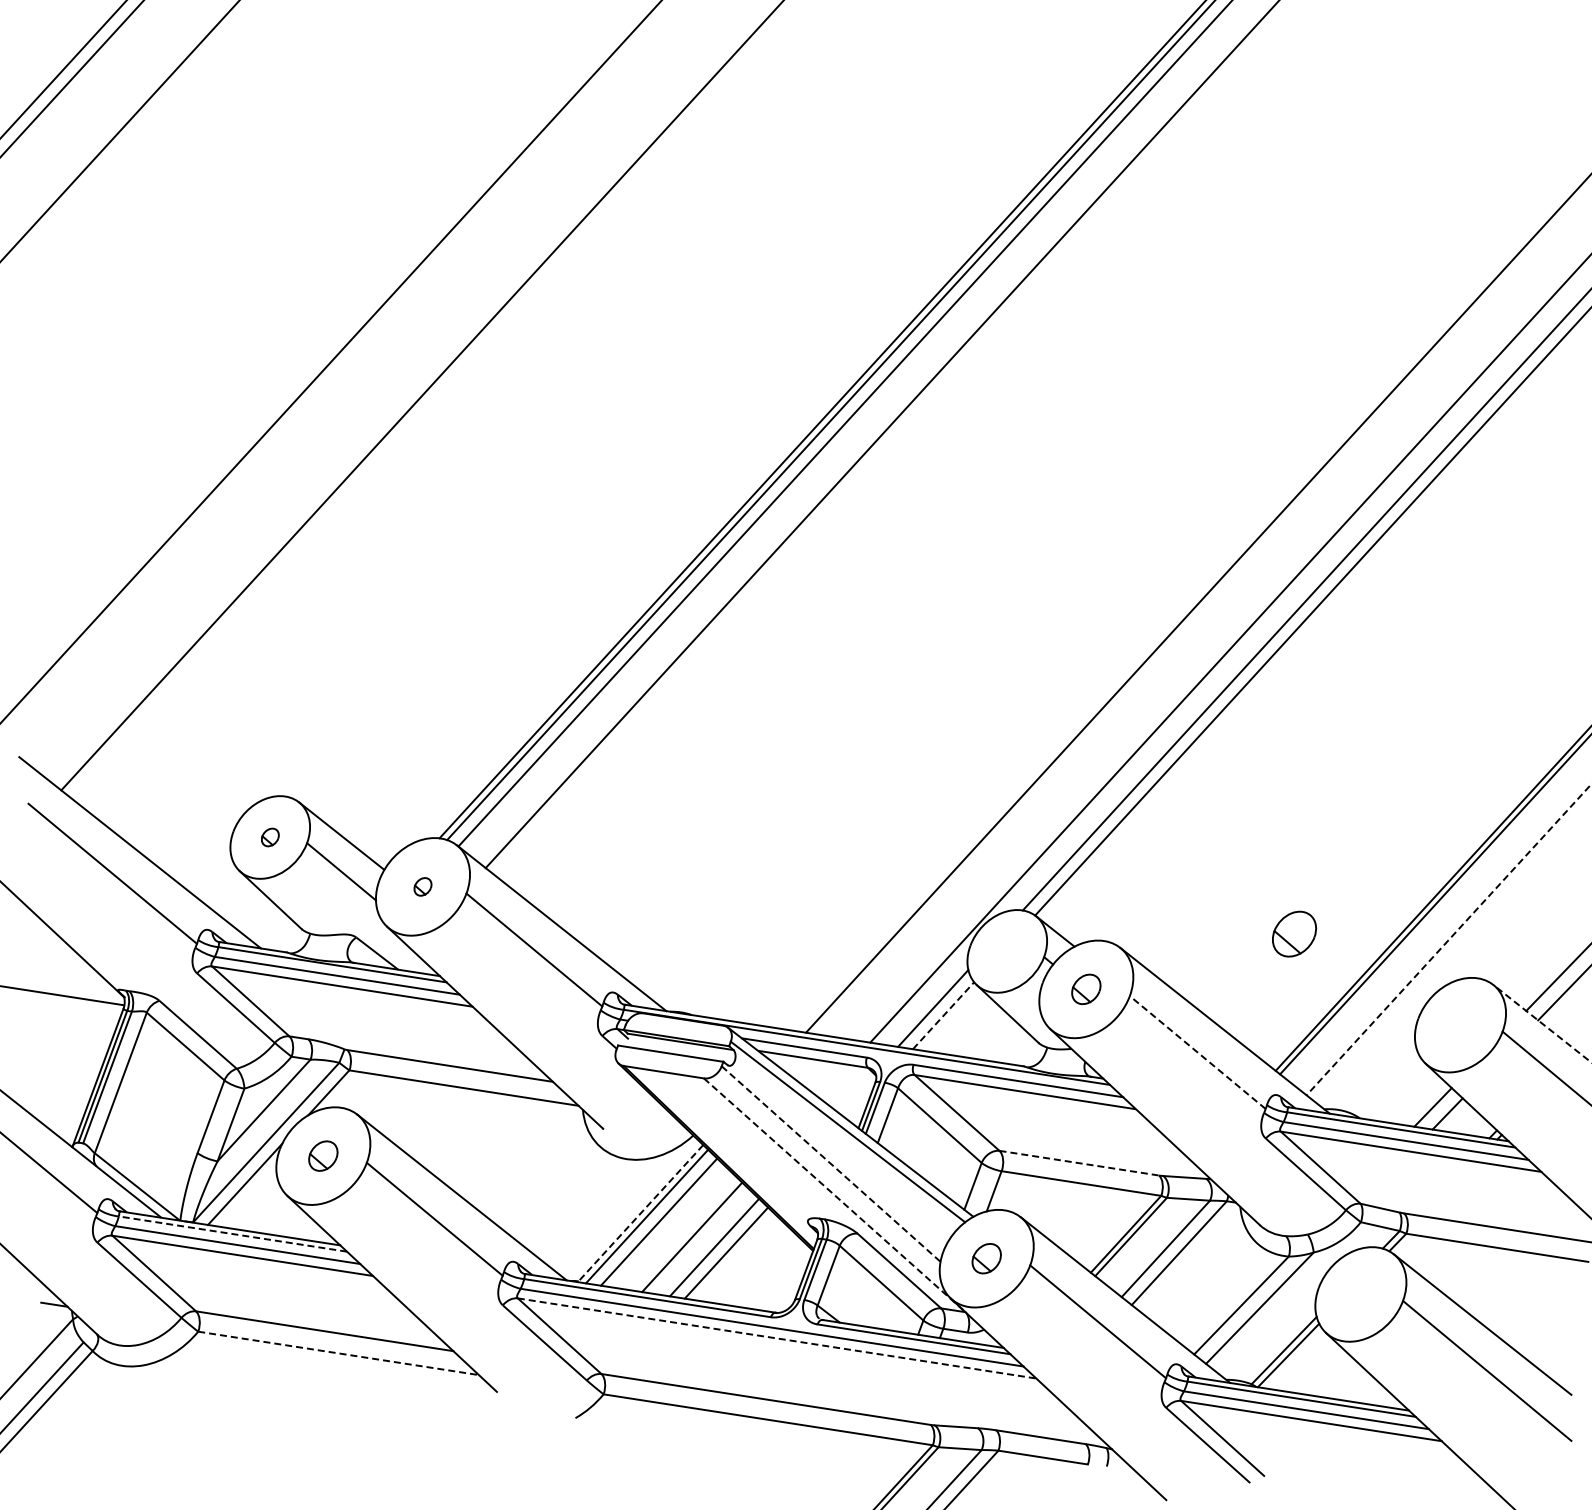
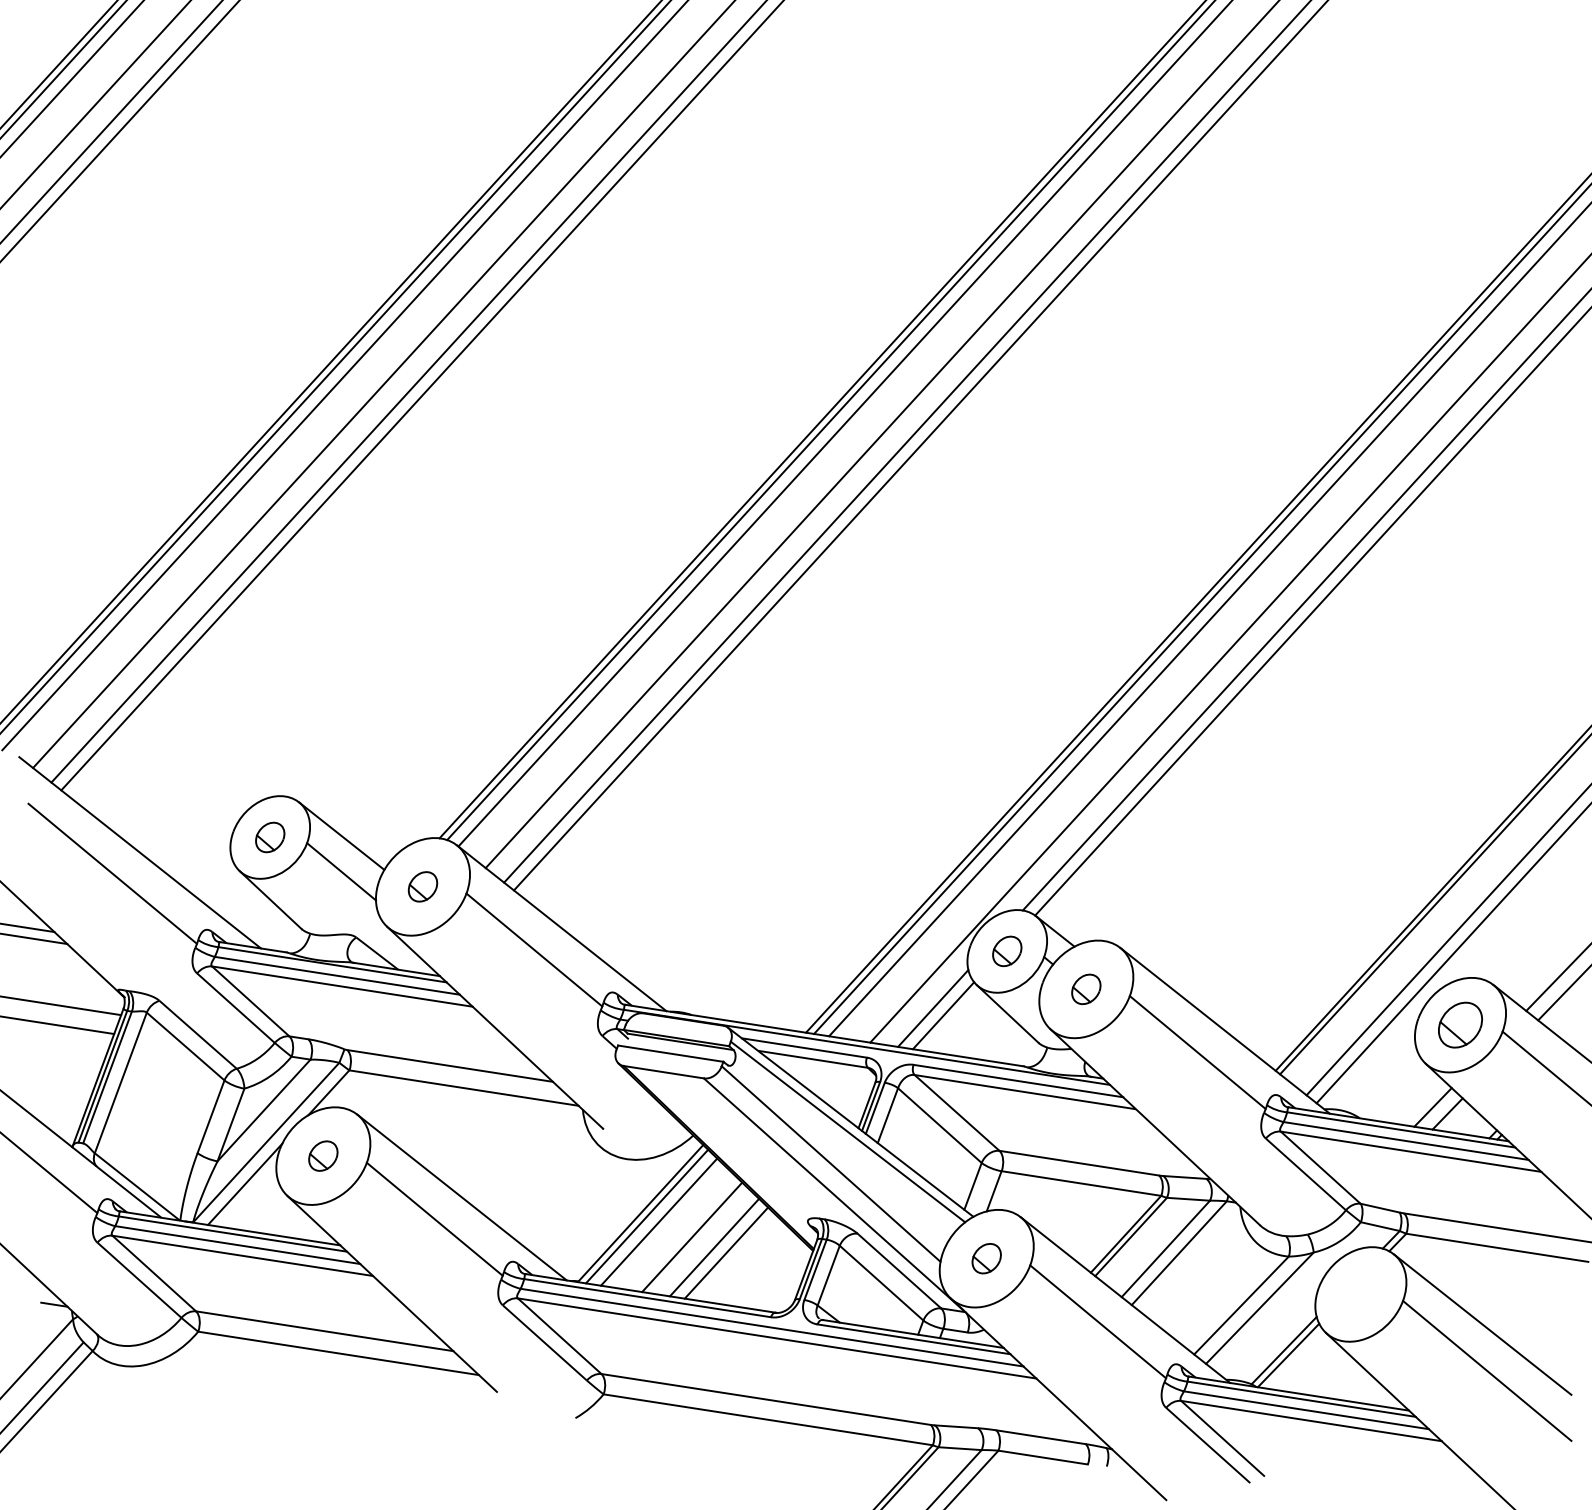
line: none -> present (58, 64)
line: none -> present (95, 104)
line: none -> present (111, 121)
line: none -> present (335, 366)
line: none -> present (344, 376)
line: none -> present (383, 385)
line: none -> present (407, 392)
line: none -> present (906, 442)
line: none -> present (919, 446)
line: none -> present (1201, 610)
line: none -> present (1208, 620)
part size: 19x21 px -> 31x33 px (270, 837)
part size: 20x20 px -> 32x32 px (422, 886)
line: none -> present (28, 927)
part position: (1294, 933) -> (1460, 1024) (1460, 1024)
line: none -> present (34, 938)
line: dashed -> solid (1449, 939)
part: none -> present (1007, 951)
line: none -> present (1452, 954)
line position: (62, 995) -> (61, 1005) (61, 1005)
line: dashed -> solid (943, 1015)
line: dashed -> solid (1541, 1023)
line: none -> present (58, 1025)
line: dashed -> solid (1197, 1052)
line: dashed -> solid (1079, 1163)
line: dashed -> solid (831, 1164)
line: dashed -> solid (834, 1194)
line: dashed -> solid (640, 1213)
line: dashed -> solid (232, 1234)
line: dashed -> solid (777, 1338)
line: dashed -> solid (339, 1353)
